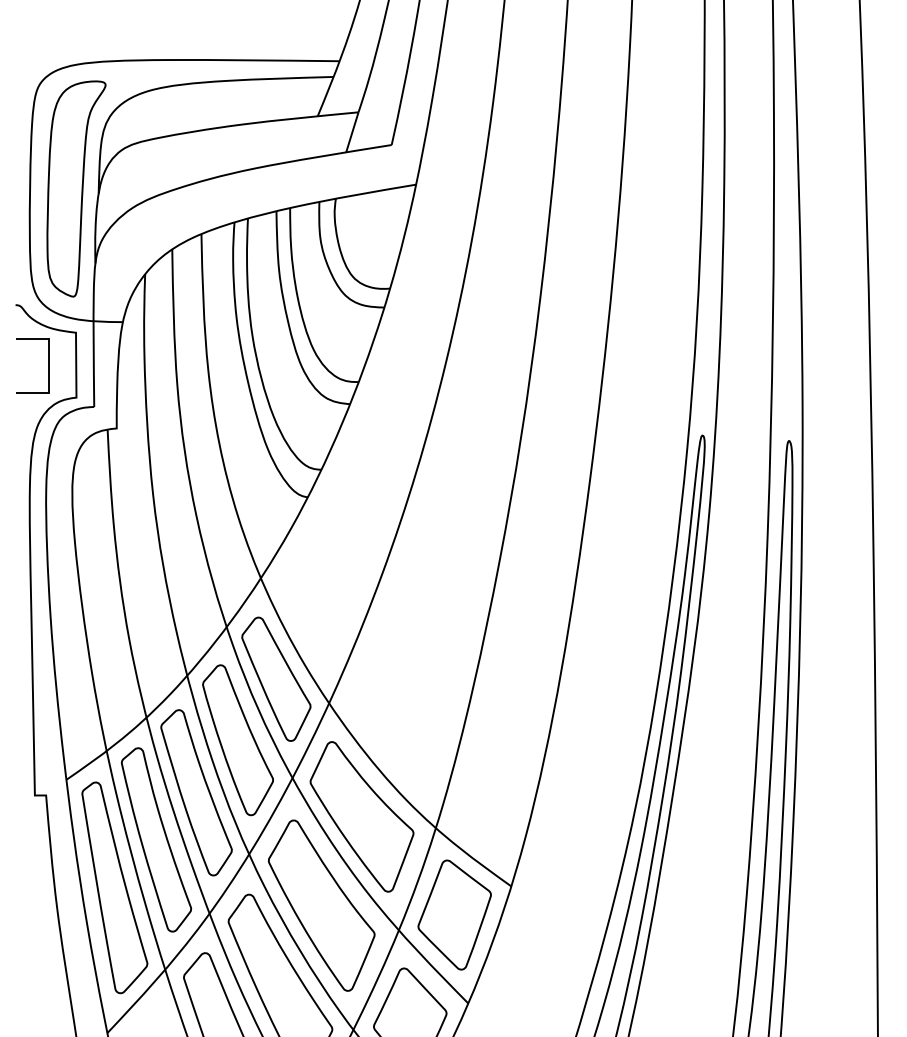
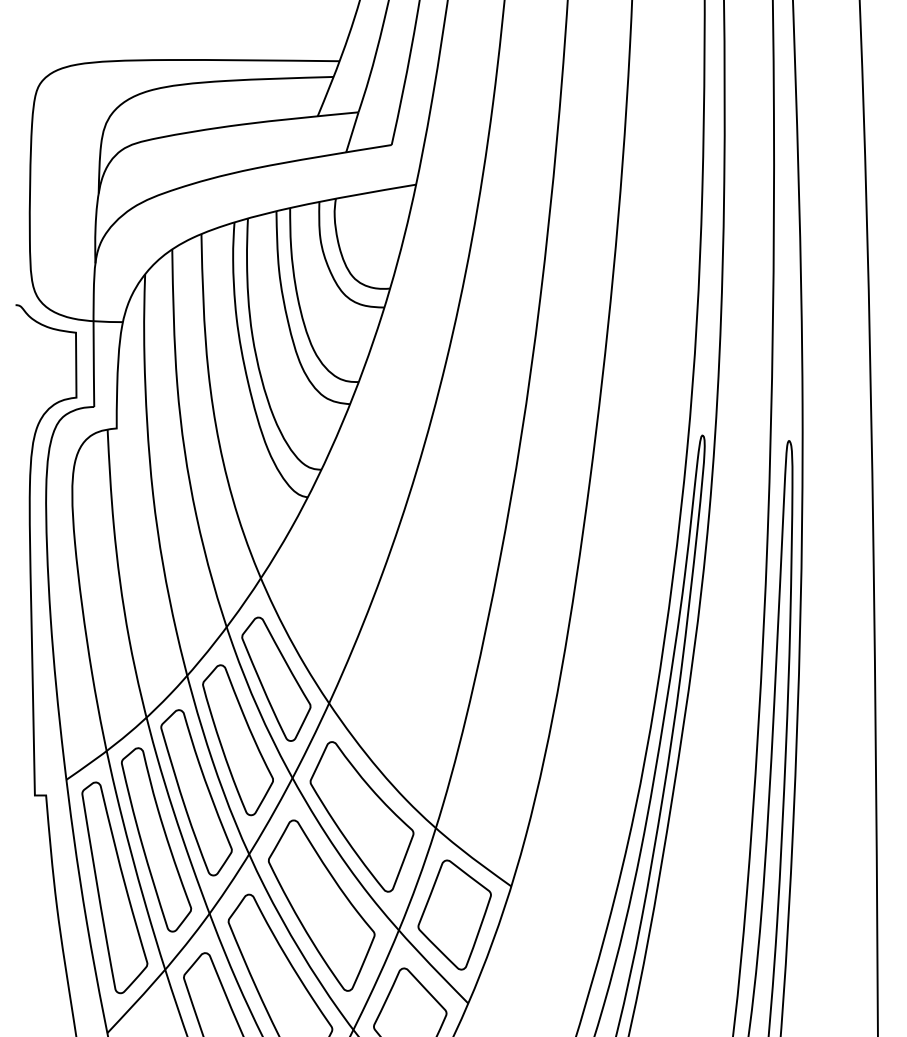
part: present -> none (76, 188)
curve: present -> none (48, 365)
